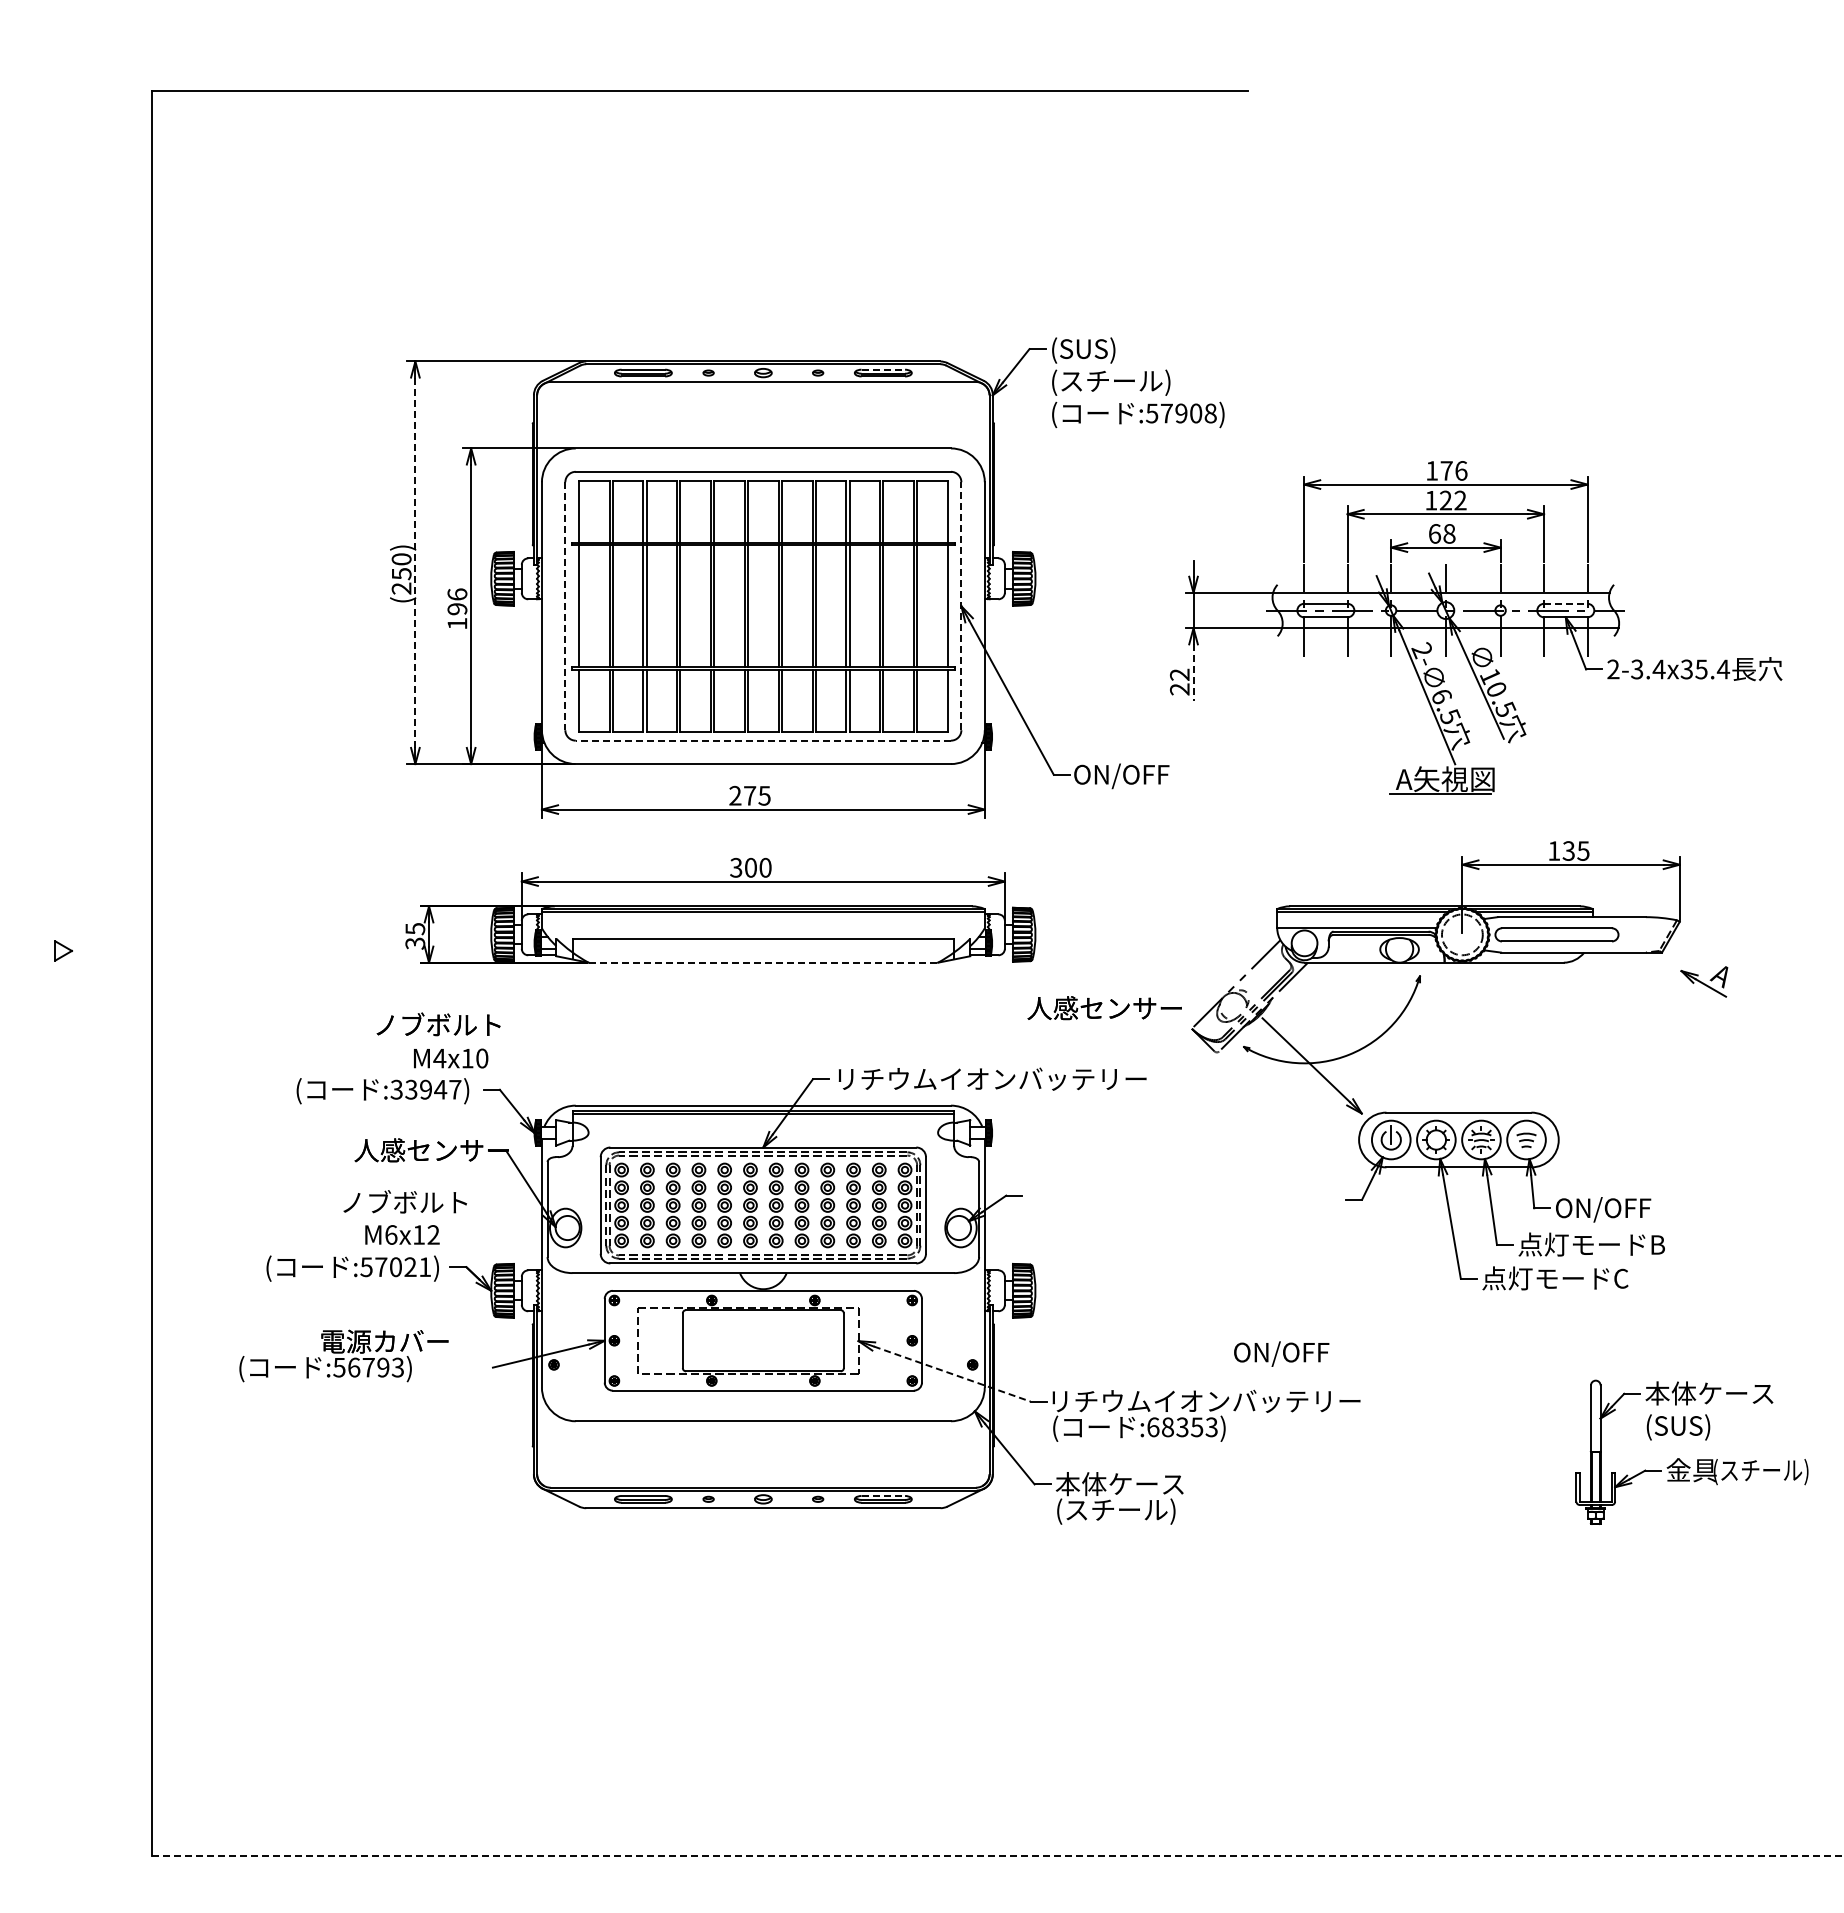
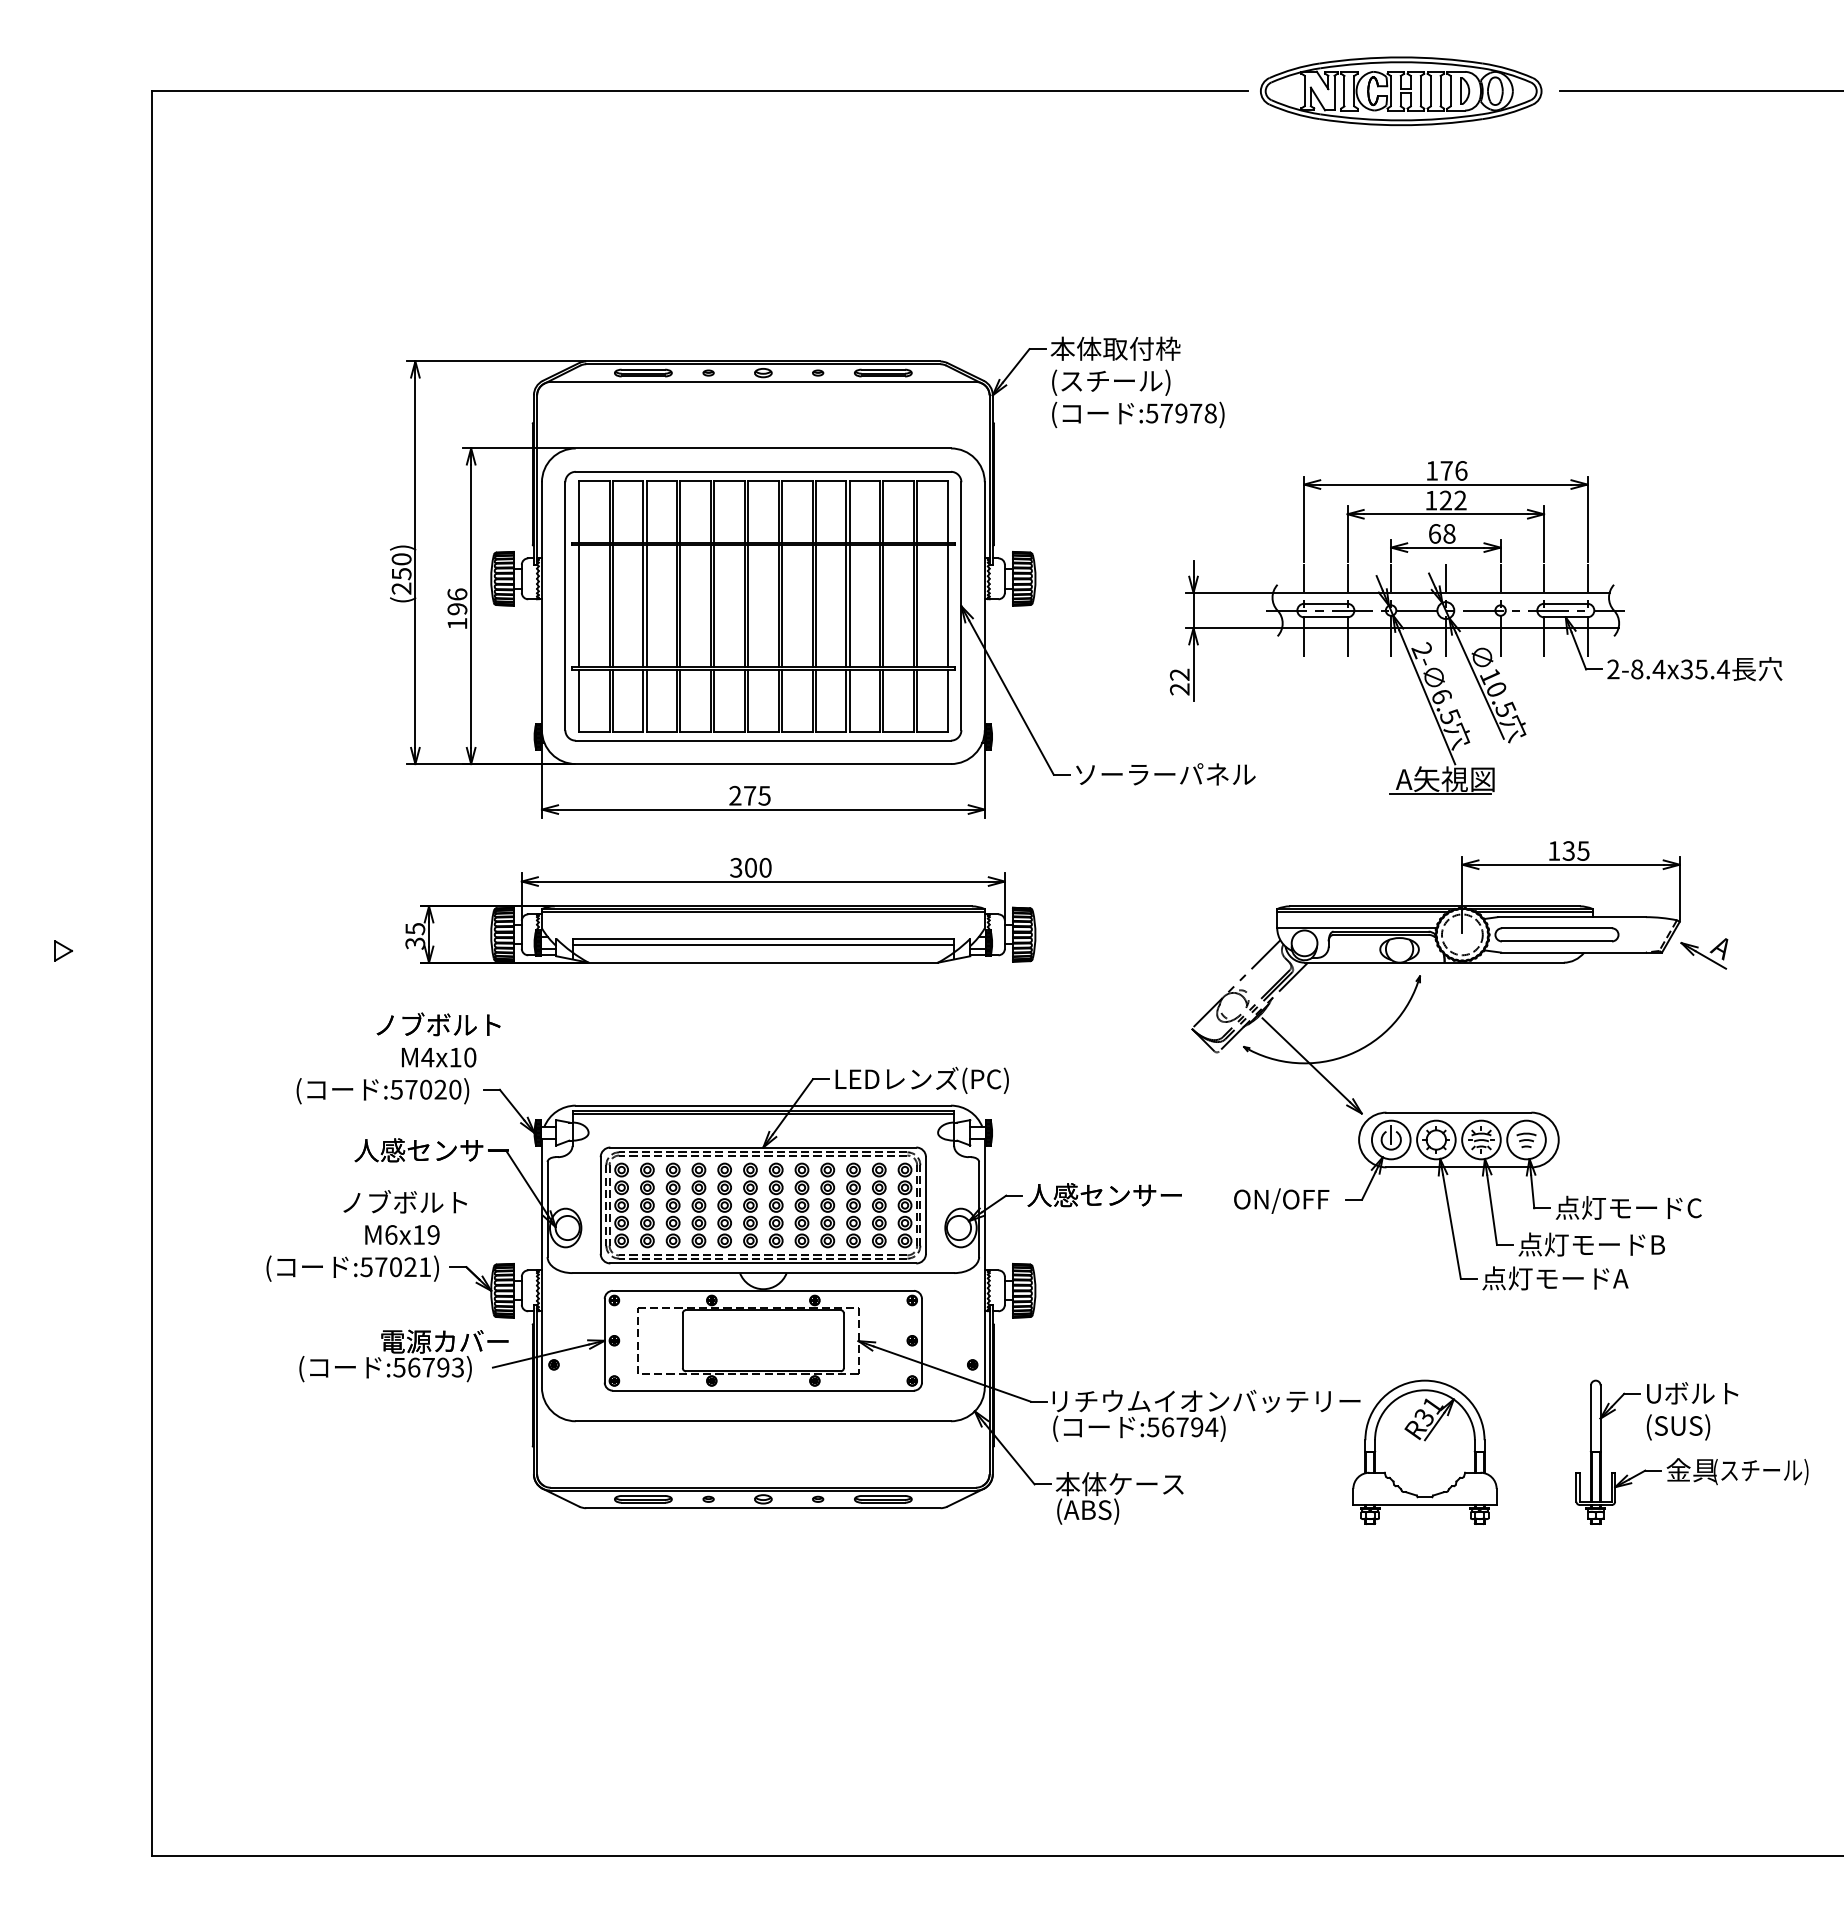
line: none -> present (1700, 90)
part: none -> present (1401, 91)
text: (SUS) -> 本体取付枠 (1115, 349)
line: dashed -> solid (883, 369)
text: :57908) -> :57978) (1196, 413)
line: dashed -> solid (415, 563)
line: dashed -> solid (1565, 603)
line: dashed -> solid (565, 606)
line: dashed -> solid (961, 606)
text: 2-3.4x35.4 -> 2-8.4x35.4 (1637, 669)
line: dashed -> solid (1193, 673)
line: dashed -> solid (763, 740)
text: ON/OFF -> ソーラーパネル (1164, 776)
line: none -> present (763, 944)
line: dashed -> solid (763, 962)
part position: (1704, 981) -> (1704, 953) (1704, 953)
text position: (1104, 1008) -> (1104, 1195) (1104, 1195)
text position: (451, 1058) -> (439, 1057) (439, 1057)
text: リチウムイオンバッテリー -> LEDレンズ(PC) (990, 1079)
text: :33947) -> :57020) (426, 1089)
text: ON/OFF -> 点灯モードC (1628, 1208)
text: M6x12 -> M6x19 (433, 1234)
text: 点灯モードC -> 点灯モードA (1620, 1278)
text position: (1281, 1353) -> (1281, 1200) (1281, 1200)
text position: (343, 1355) -> (403, 1355) (403, 1355)
line: dashed -> solid (952, 1374)
text: 本体ケース -> Uボルト (1709, 1393)
text: :68353) -> :56794) (1182, 1427)
part: none -> present (1424, 1451)
line: dashed -> solid (883, 1495)
text: (スチール) -> (ABS) (1119, 1511)
line: dashed -> solid (997, 1855)
